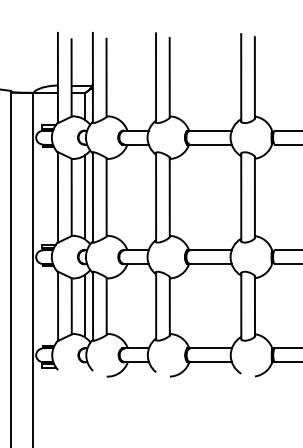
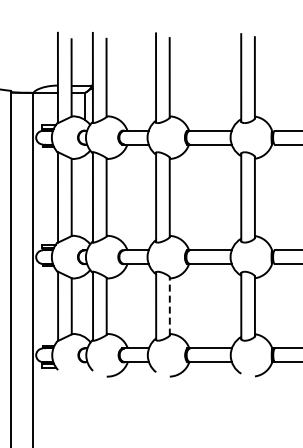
line: present -> none (84, 197)
line: present -> none (84, 305)
line: solid -> dashed (169, 305)
